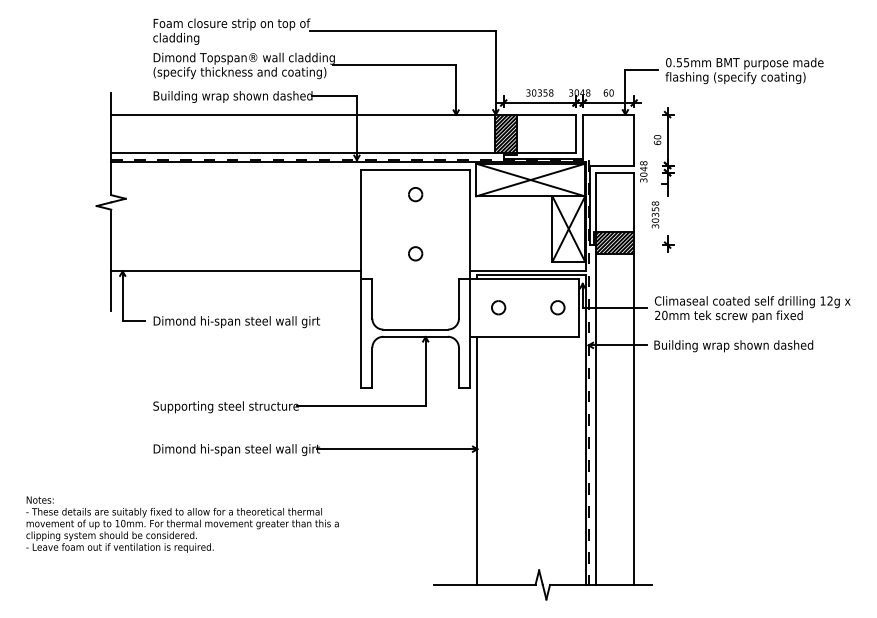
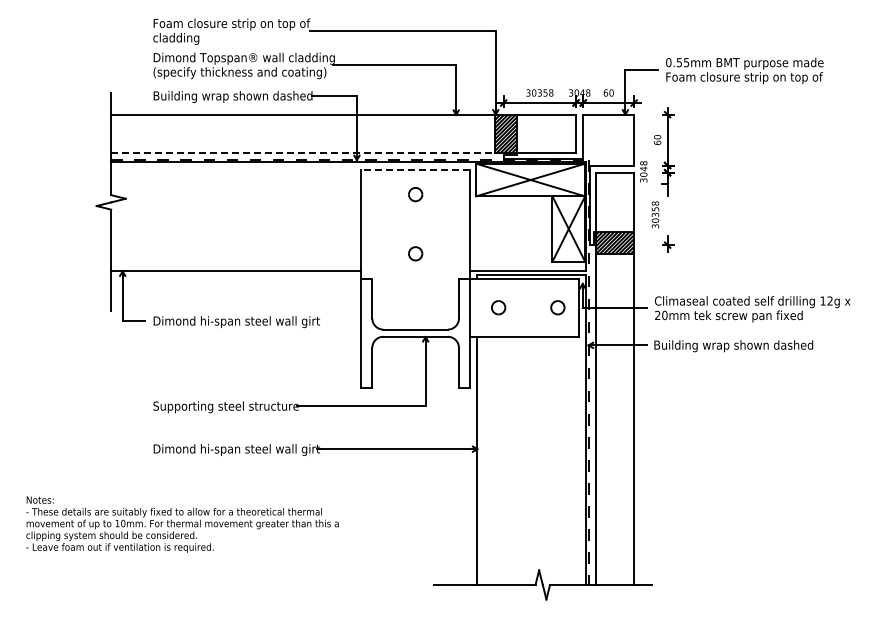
text: flashing (specify coating) -> Foam closure strip on top of (743, 78)
line: solid -> dashed (303, 153)
line: solid -> dashed (415, 169)
